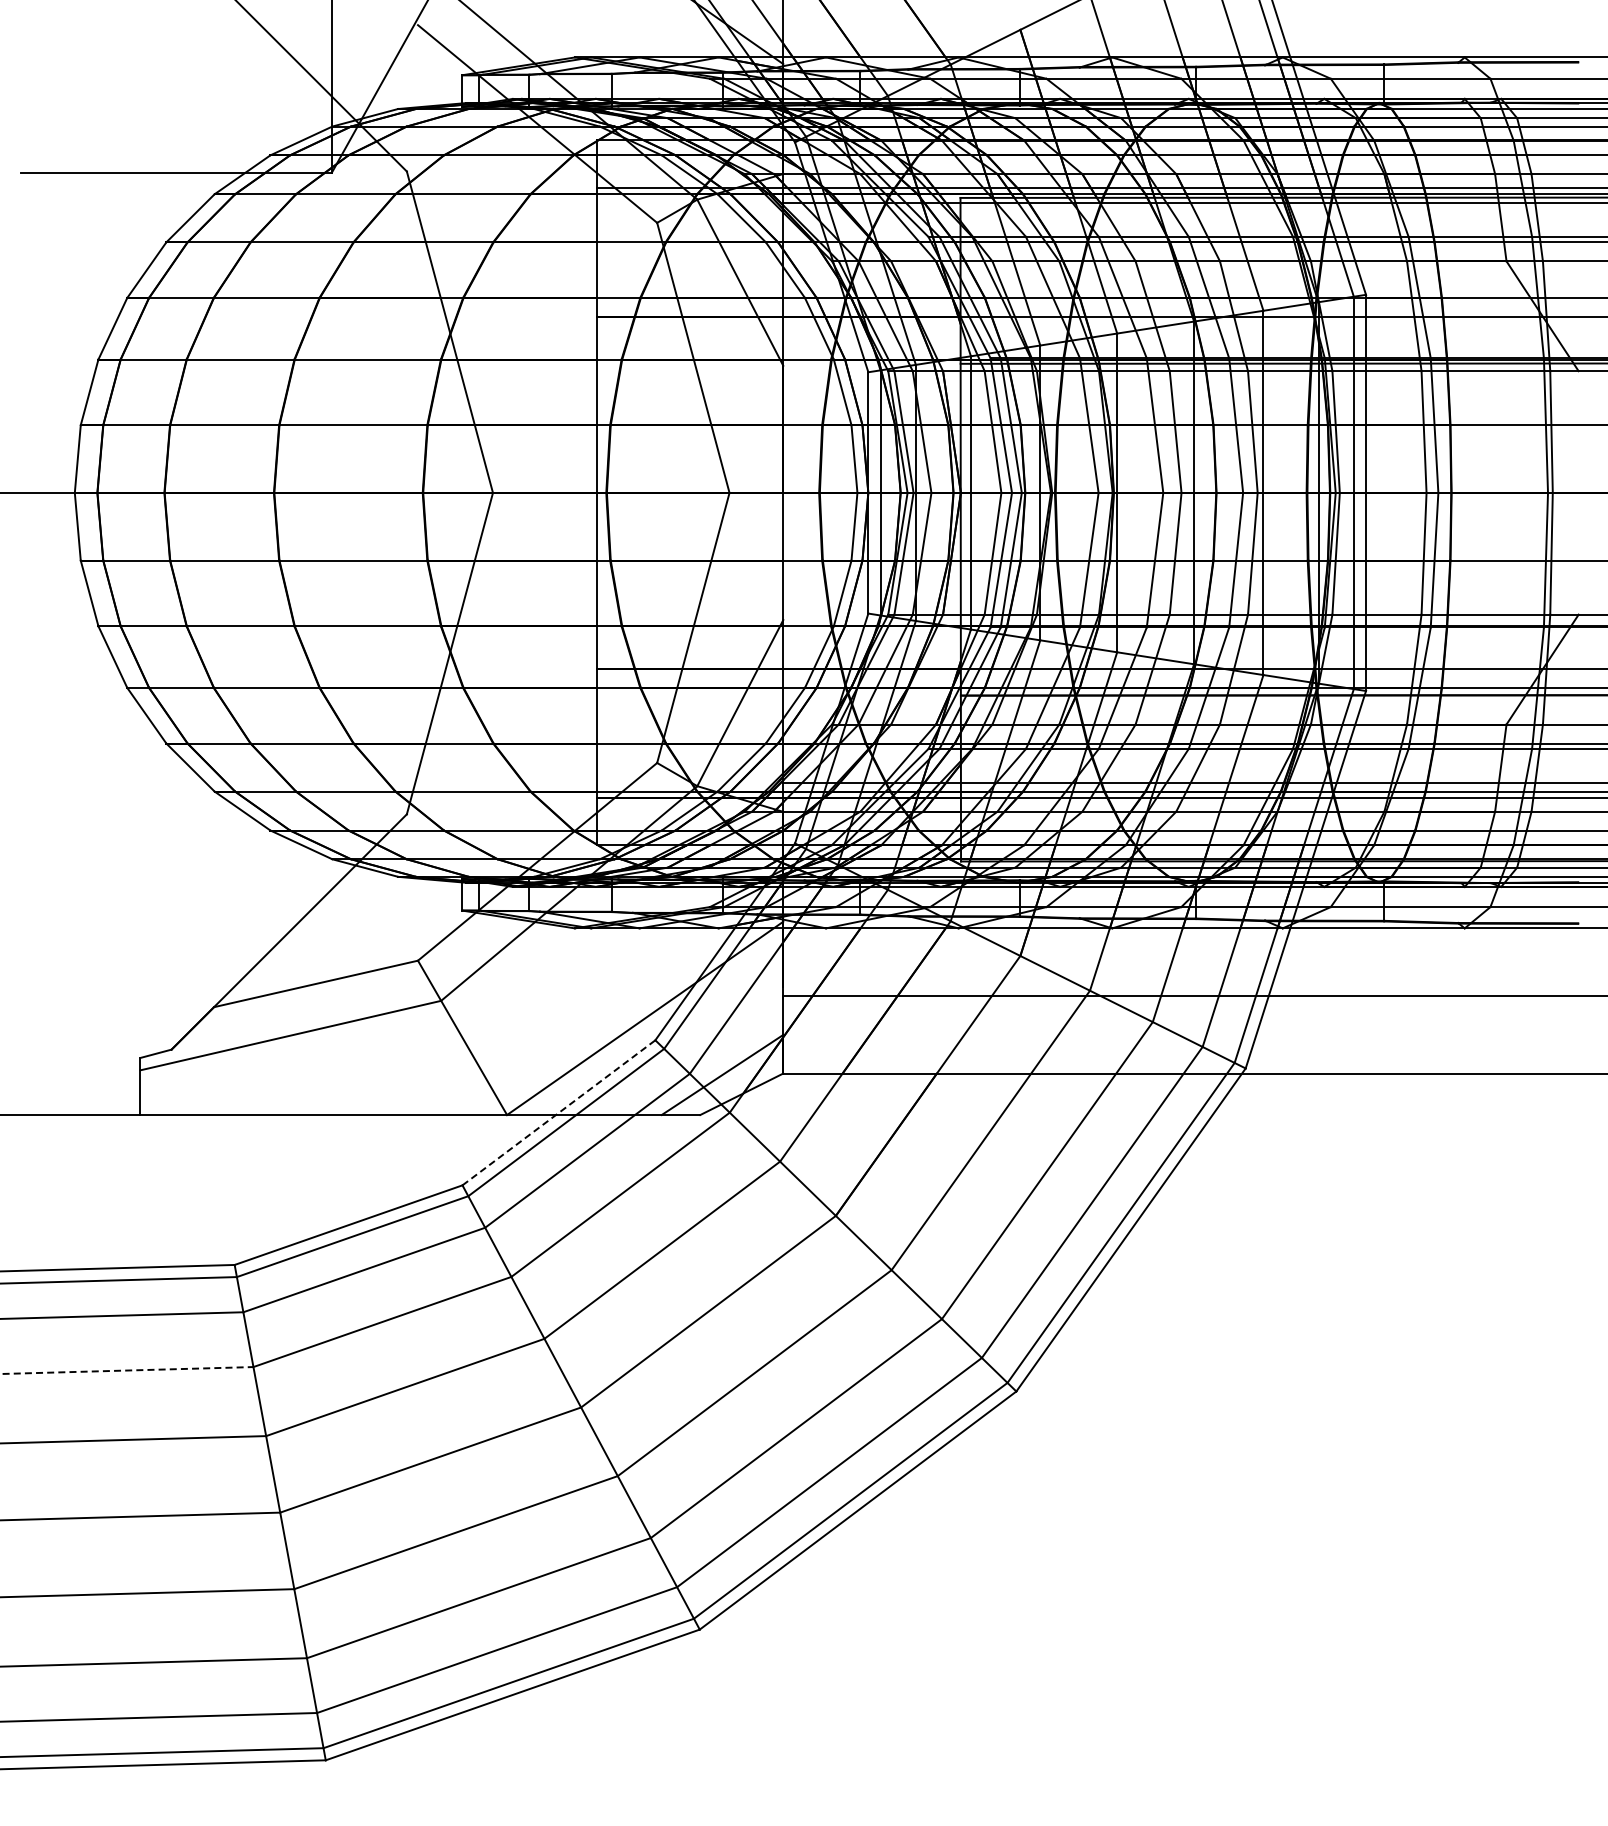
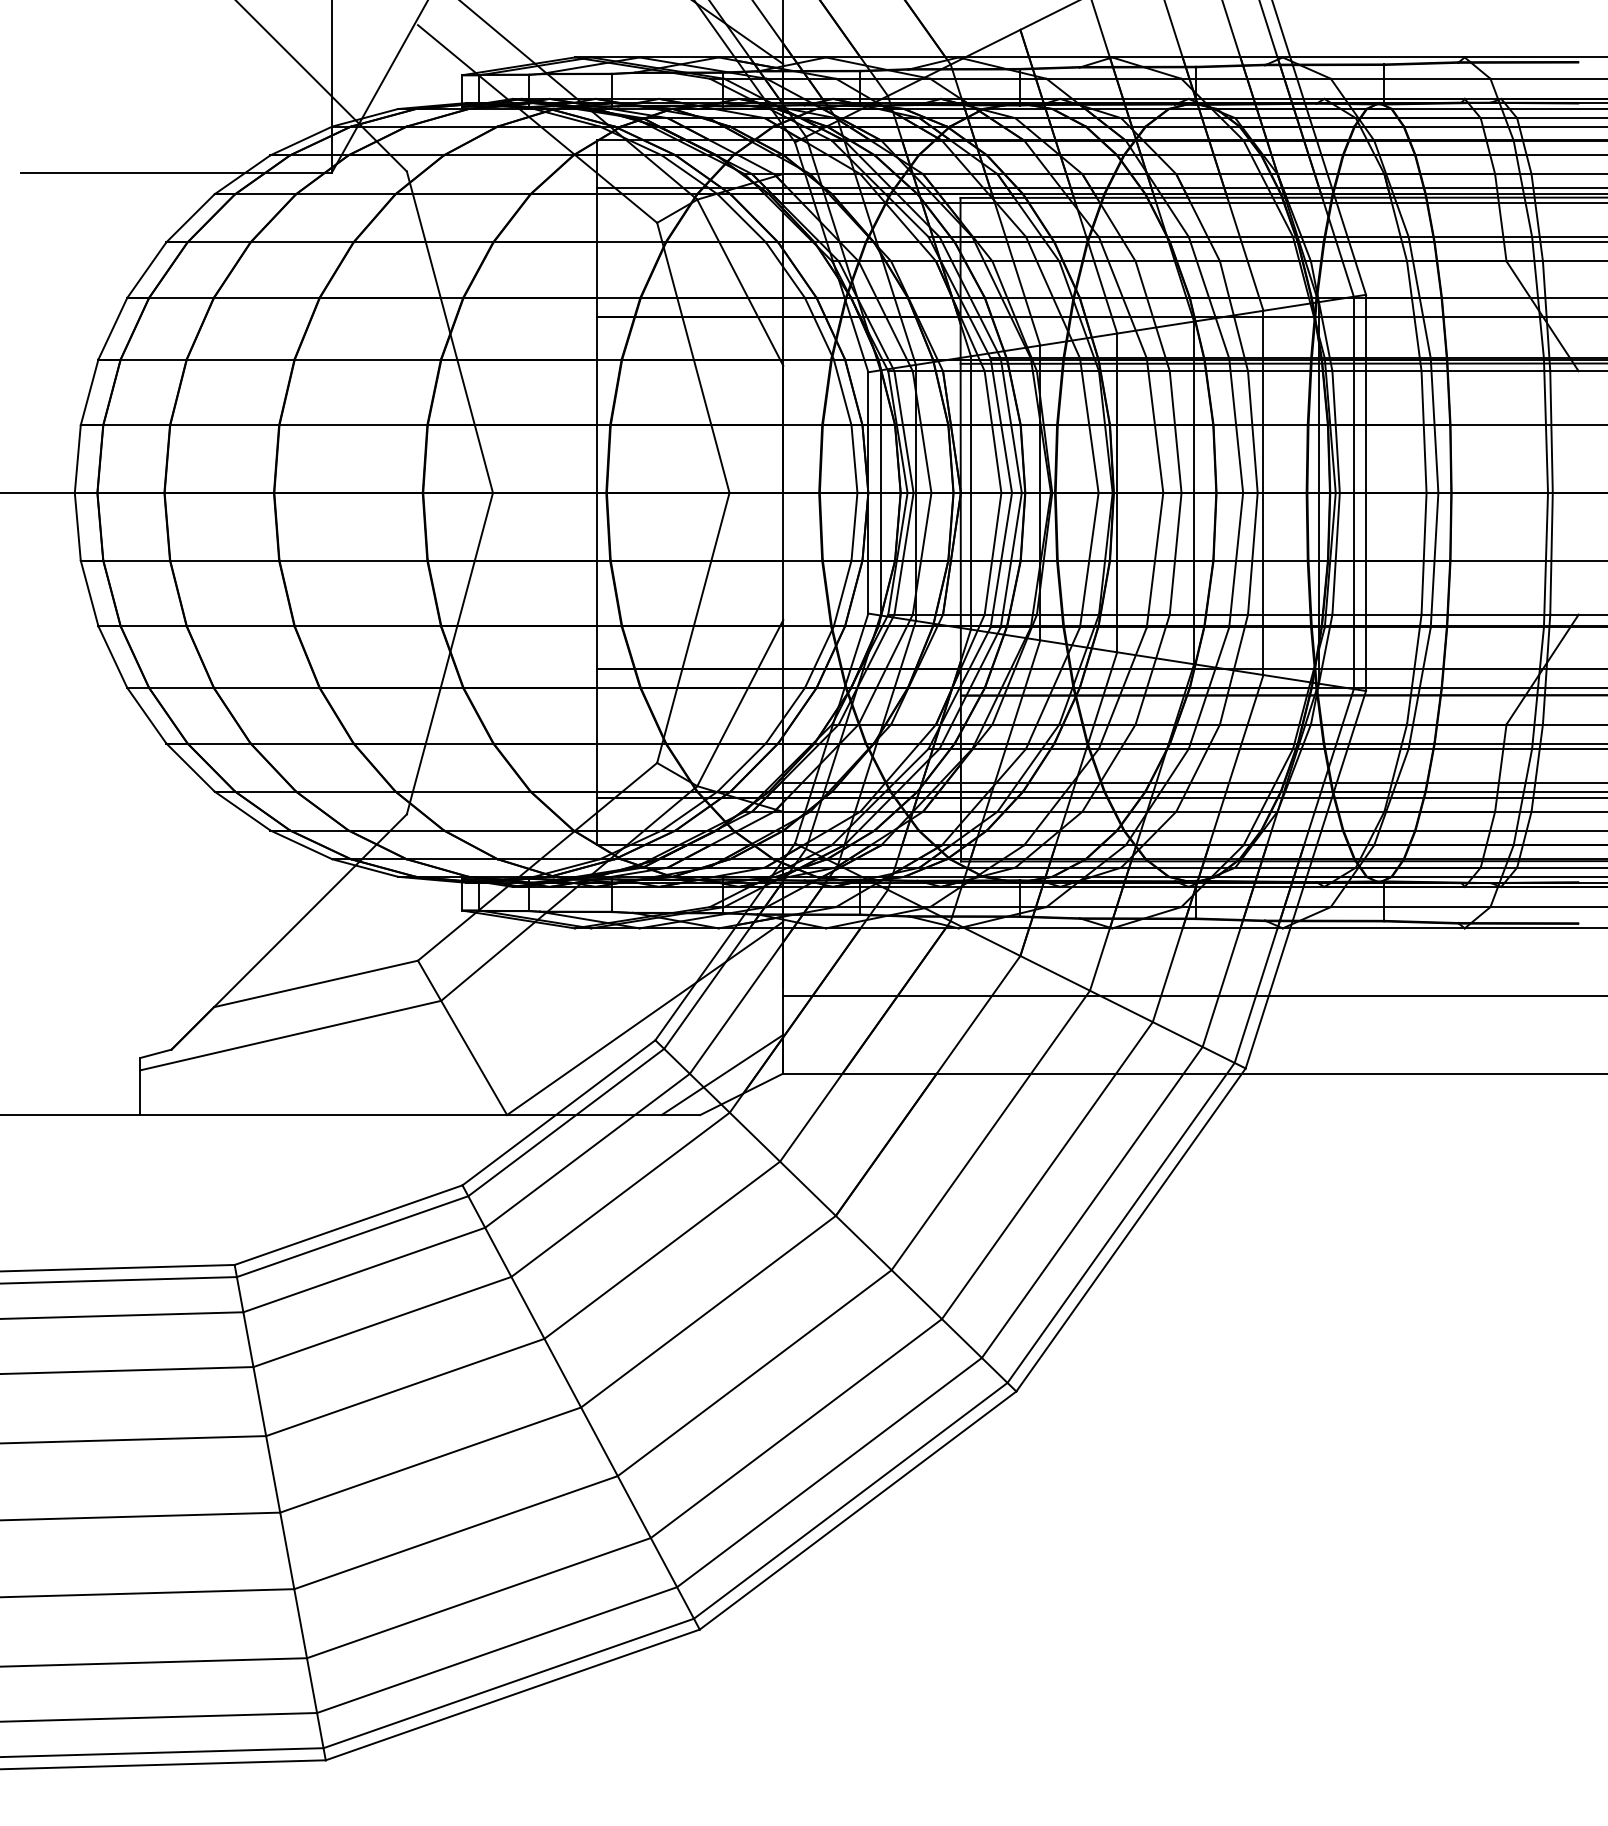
line: dashed -> solid (558, 1112)
line: dashed -> solid (126, 1370)
